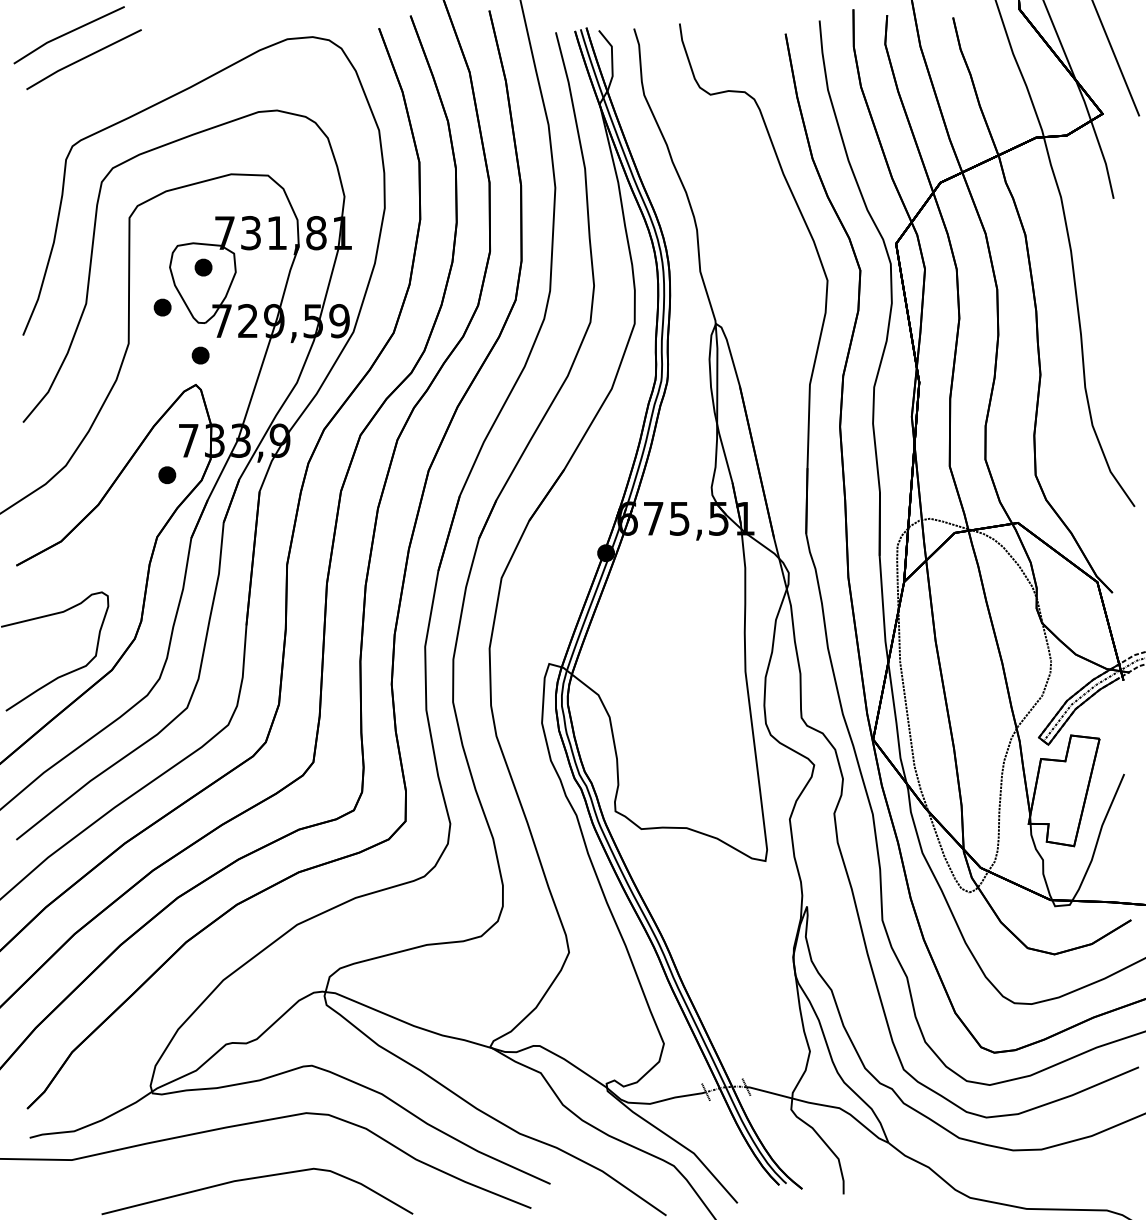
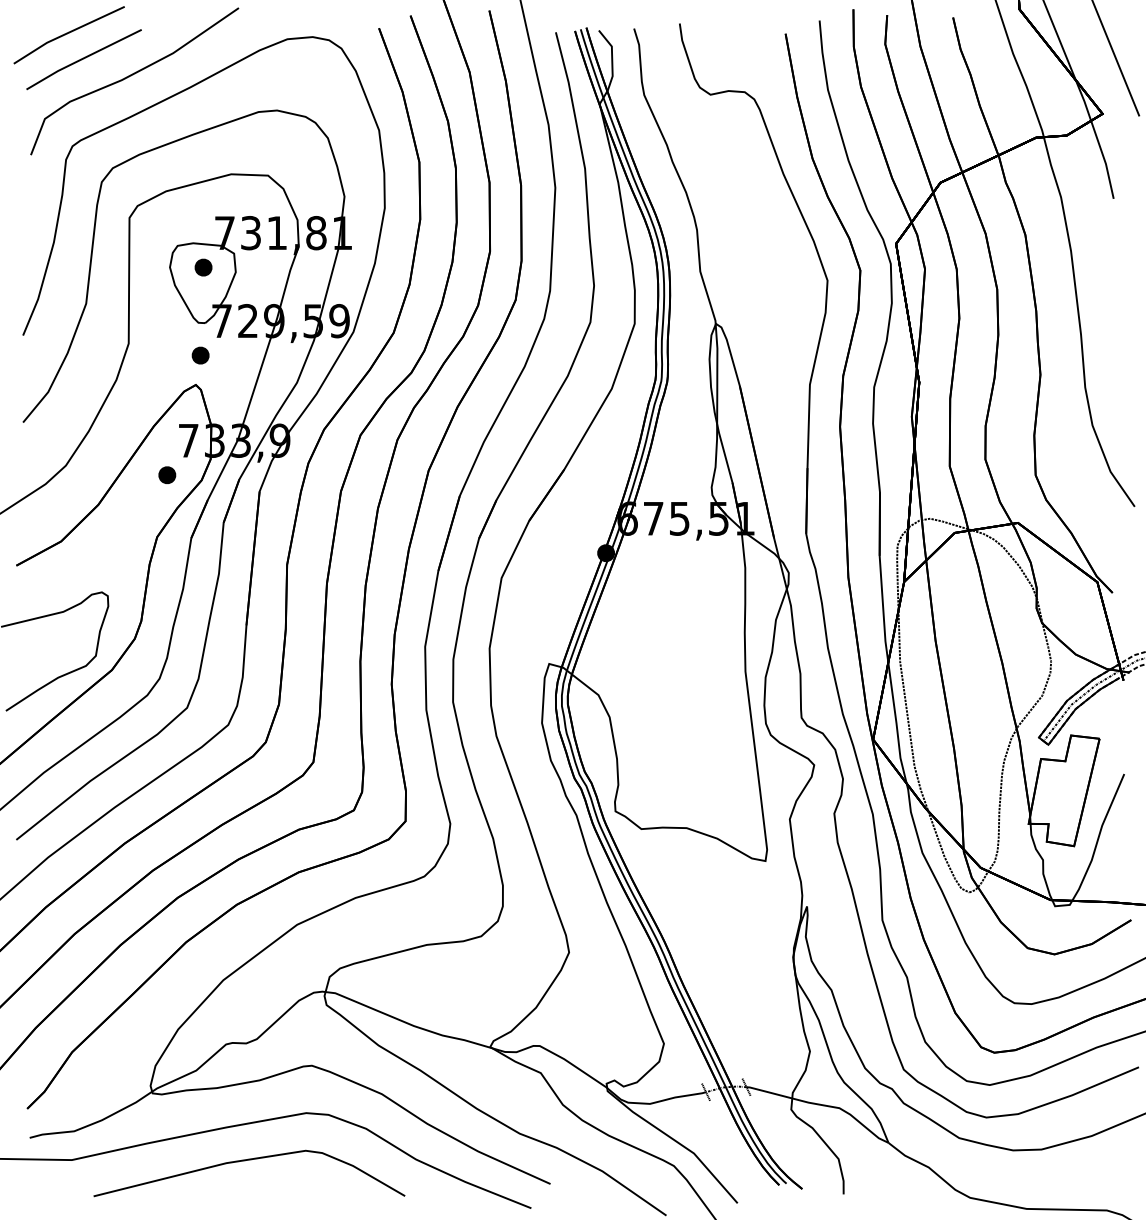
curve: none -> present (131, 76)
part: present -> none (162, 307)
curve position: (253, 1179) -> (245, 1161) (245, 1161)
